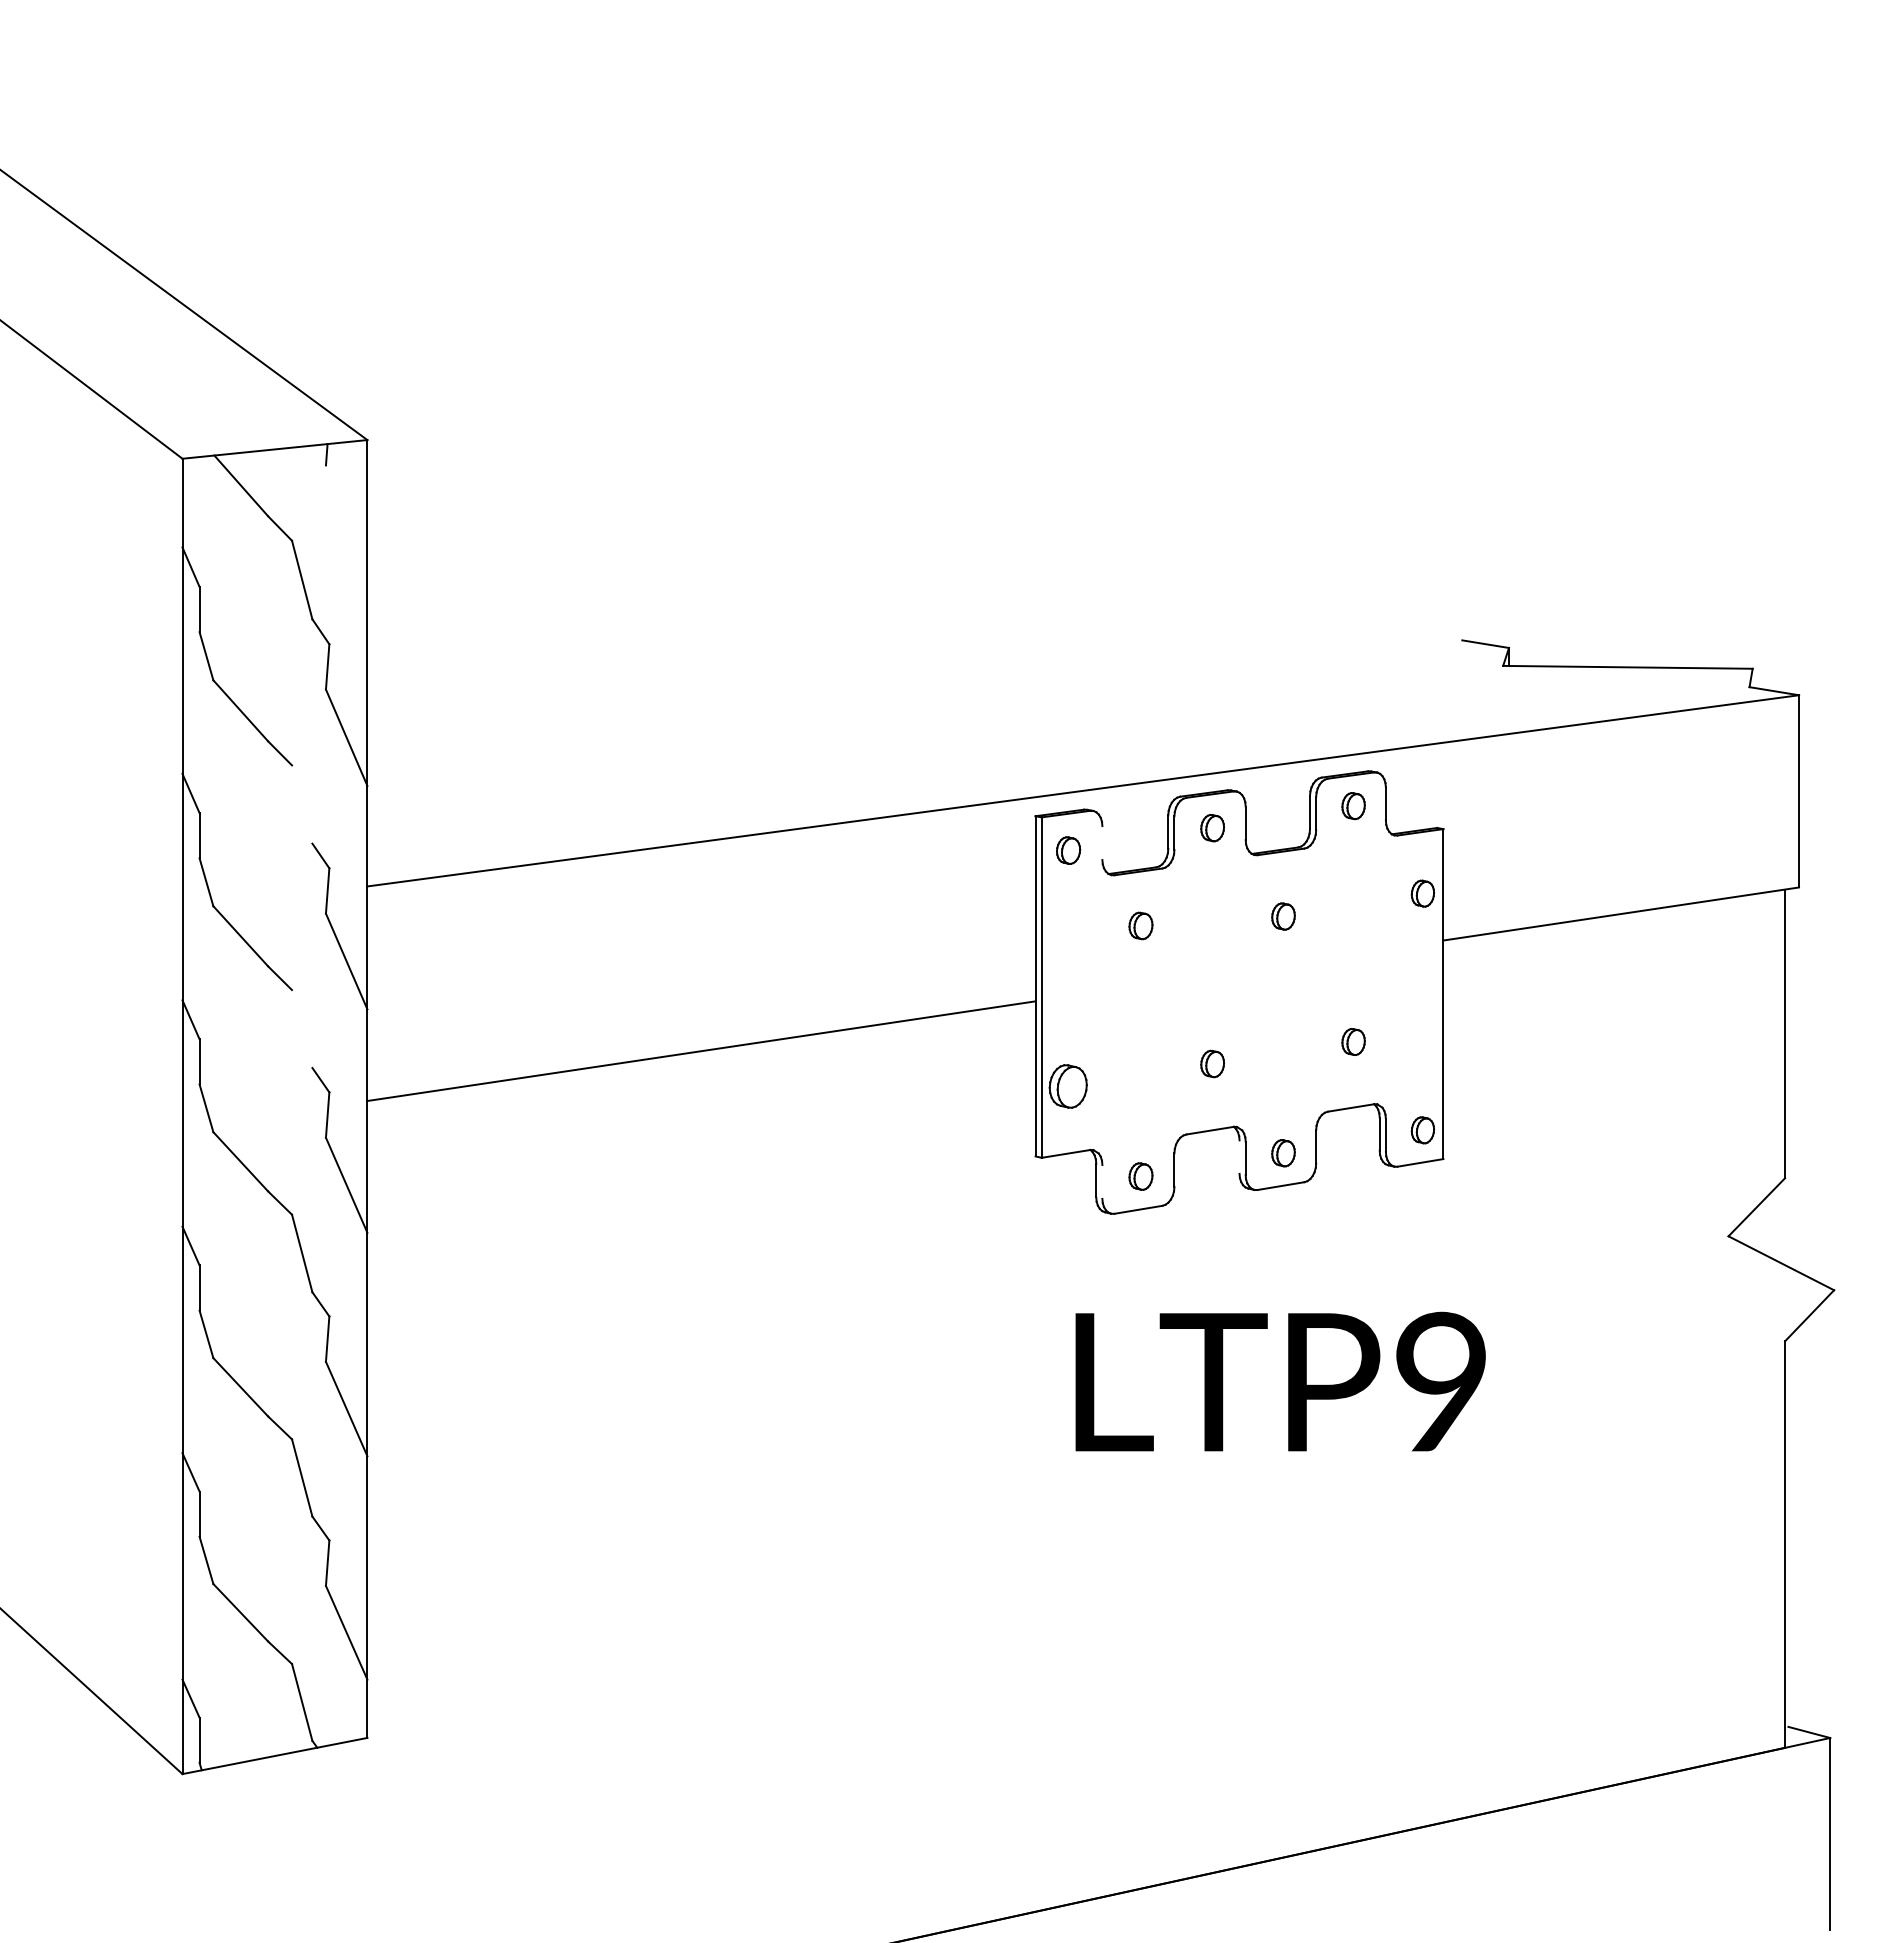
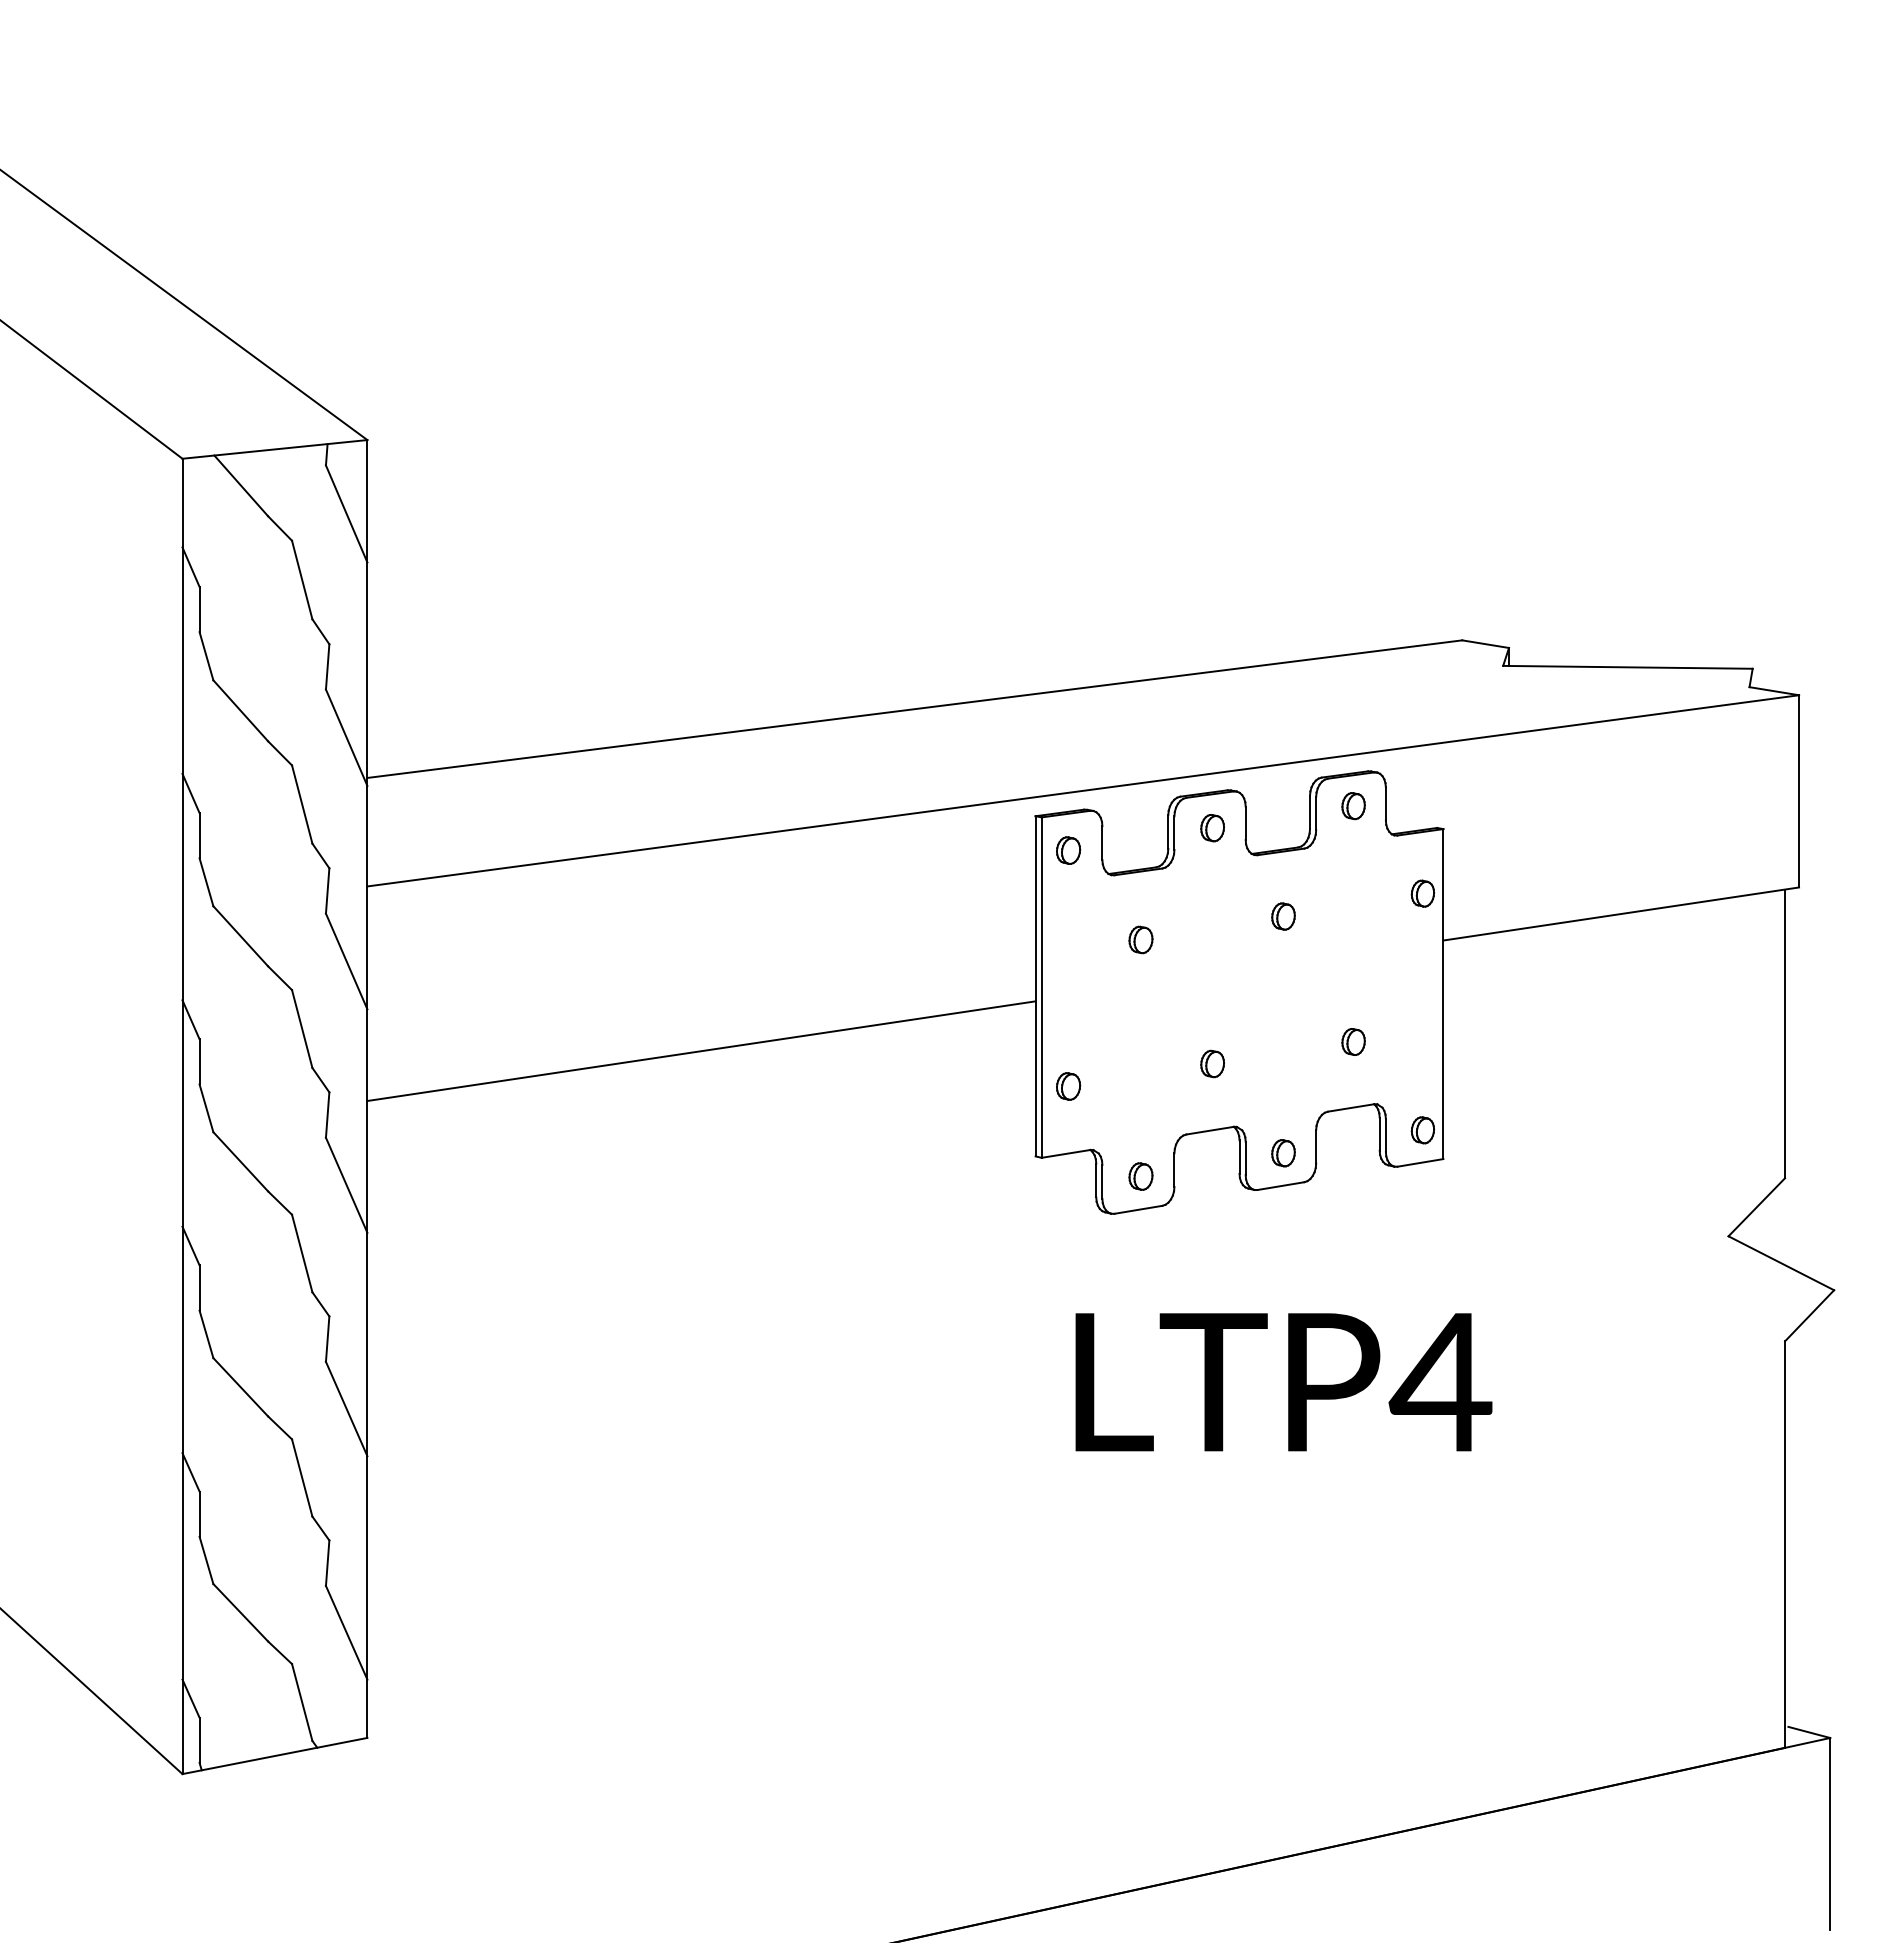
line: none -> present (346, 513)
line: none -> present (914, 708)
line: none -> present (302, 804)
line: none -> present (1102, 843)
part position: (1140, 925) -> (1140, 939) (1140, 939)
line: none -> present (302, 1028)
part size: 40x45 px -> 26x29 px (1068, 1086)
line: none -> present (1239, 1156)
line: none -> present (1102, 1181)
text: LTP9 -> LTP4 (1440, 1381)
